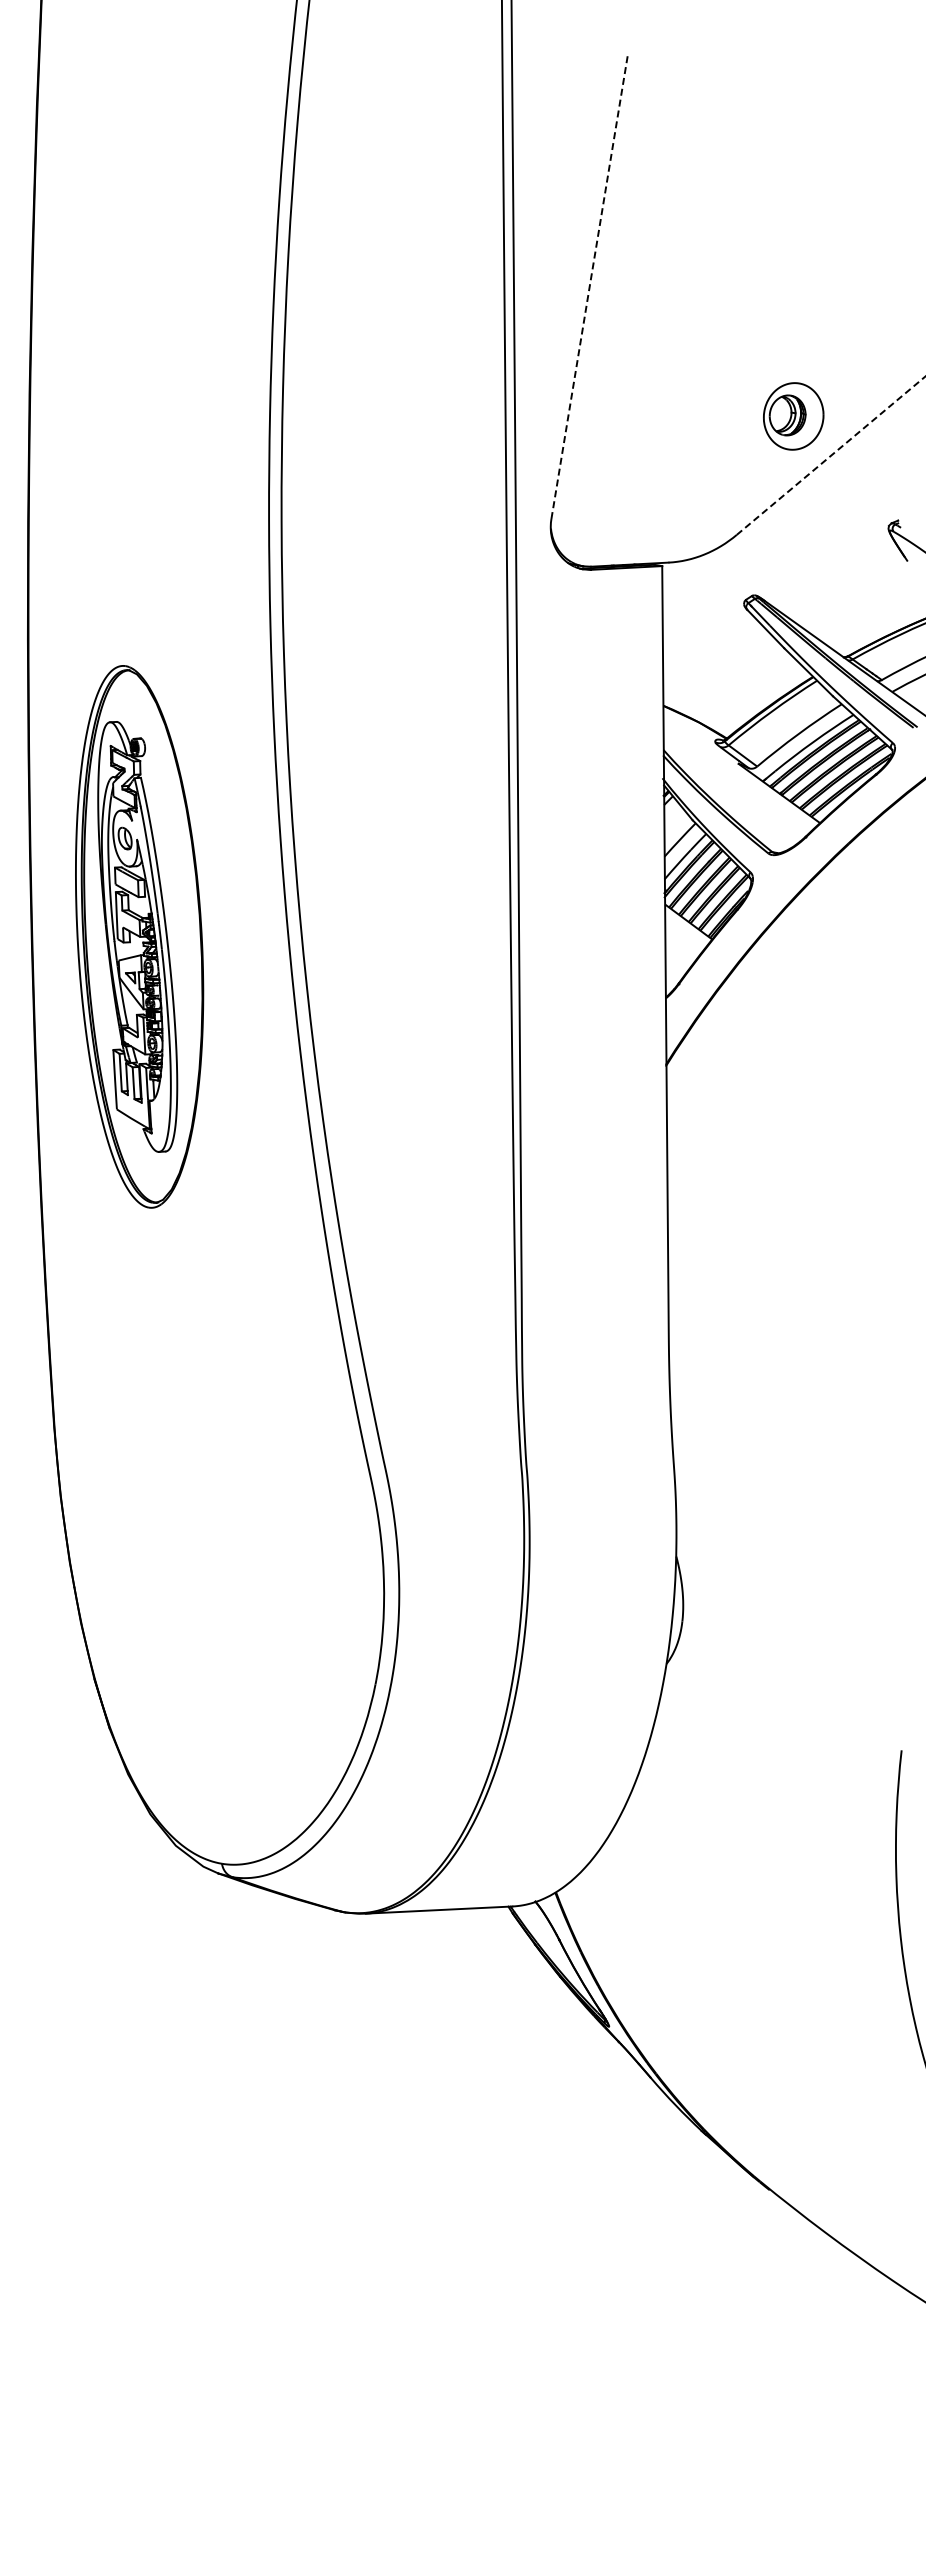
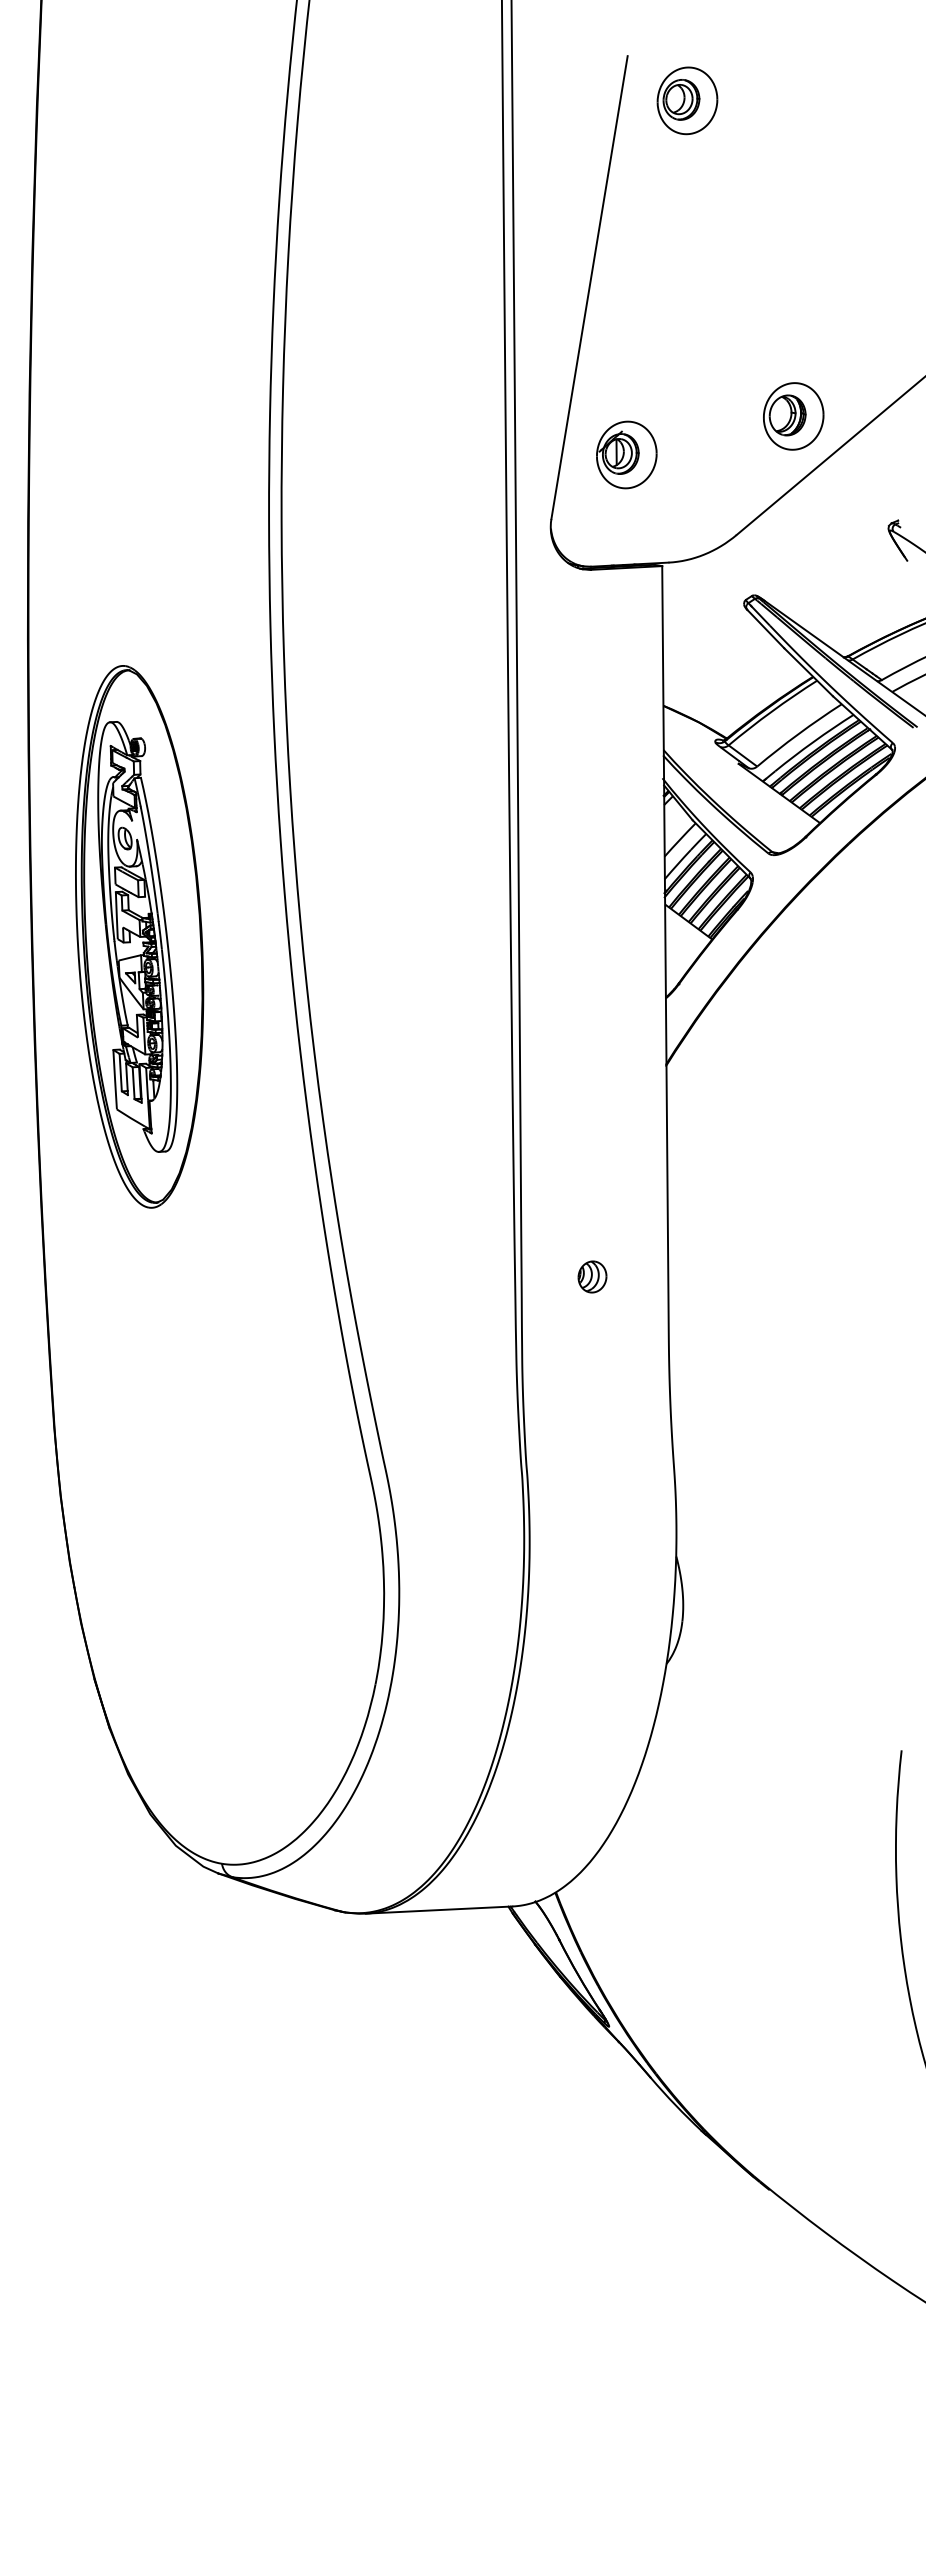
part: none -> present (687, 100)
line: dashed -> solid (589, 287)
part: none -> present (626, 454)
line: dashed -> solid (831, 455)
part: none -> present (592, 1276)
